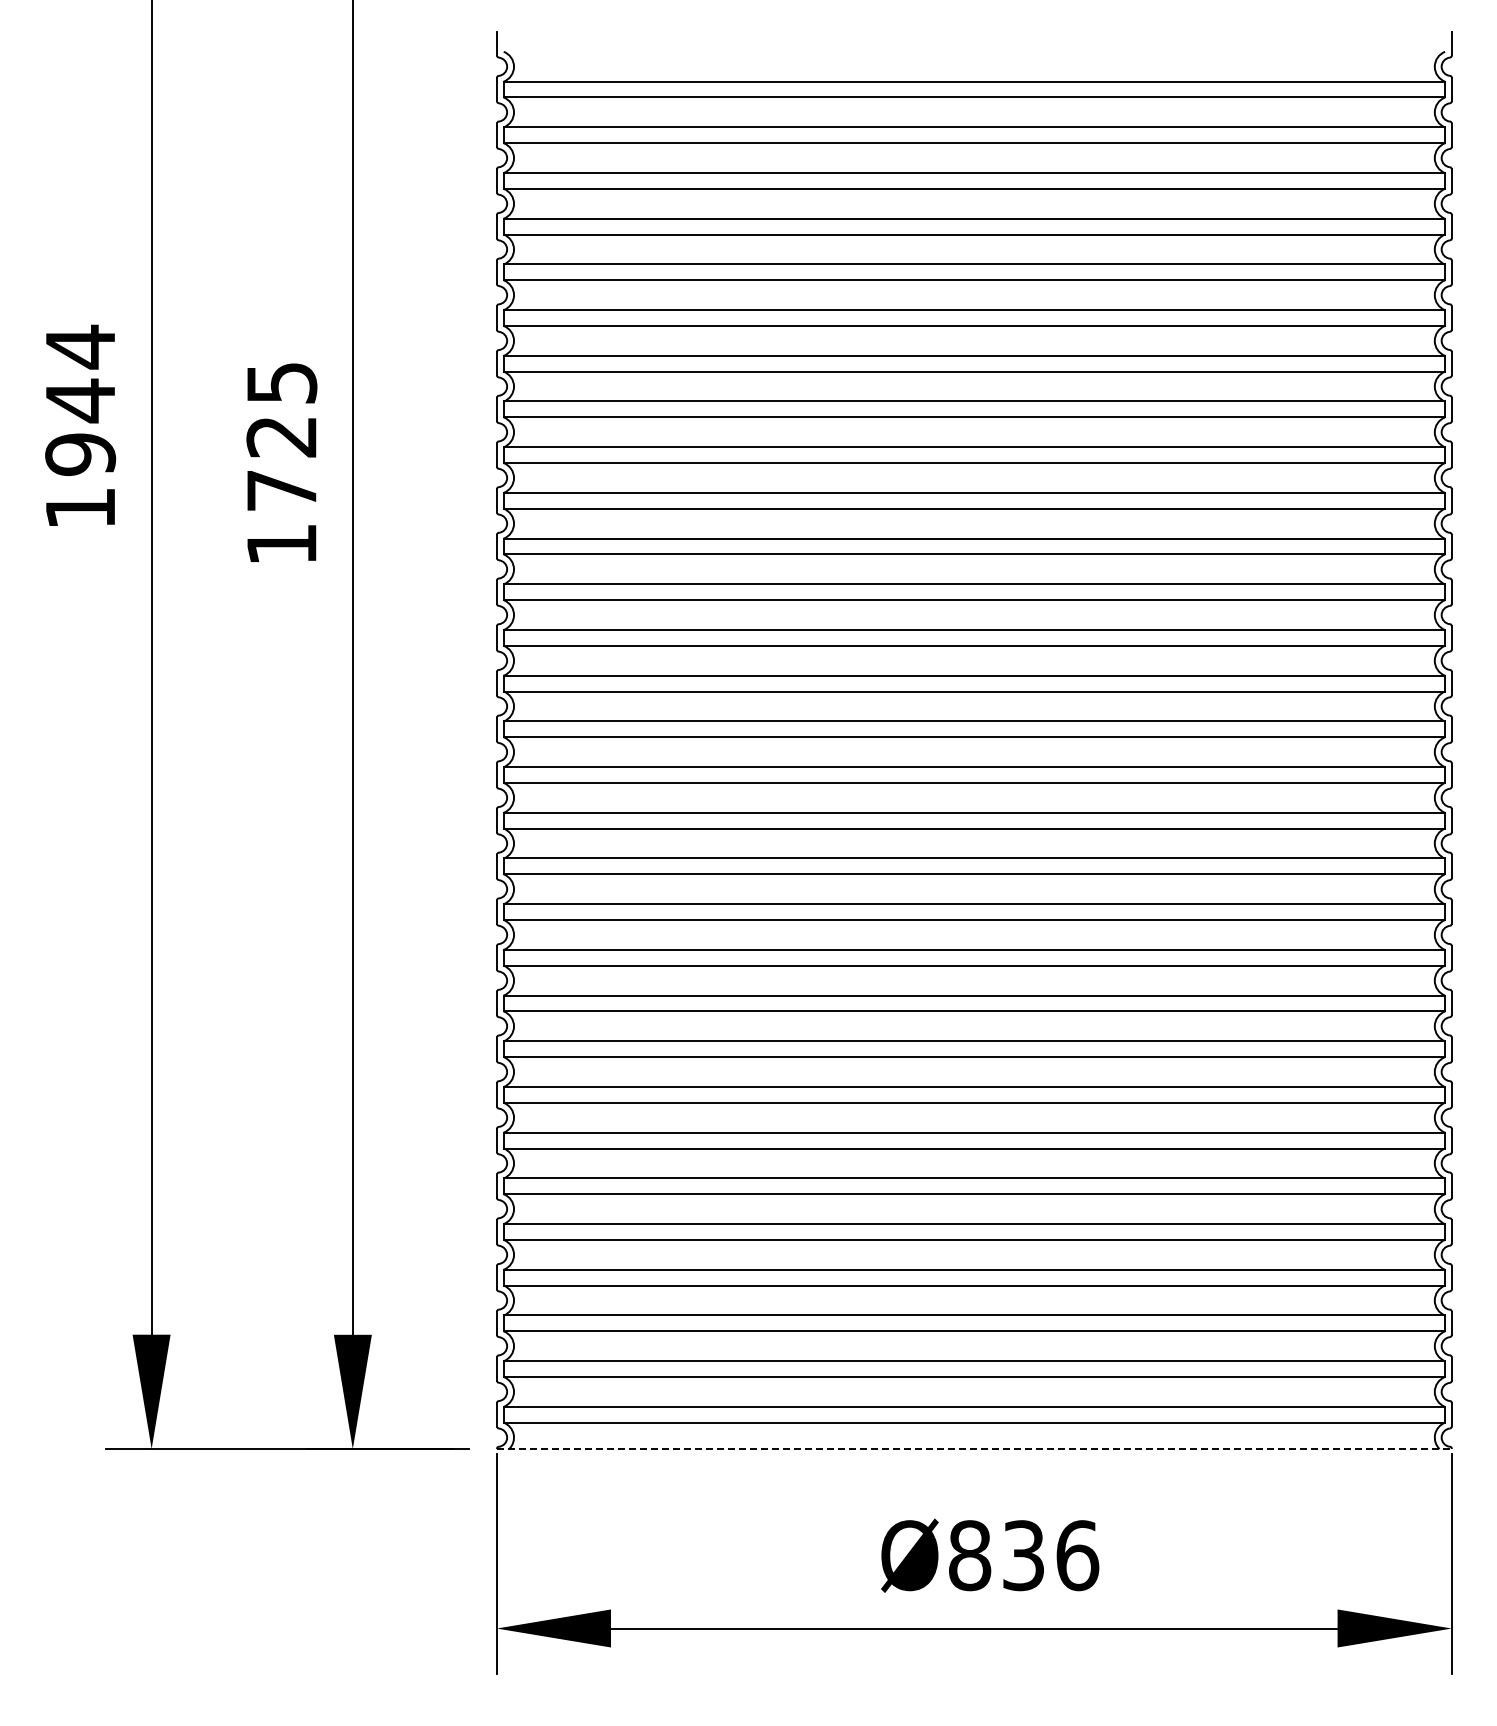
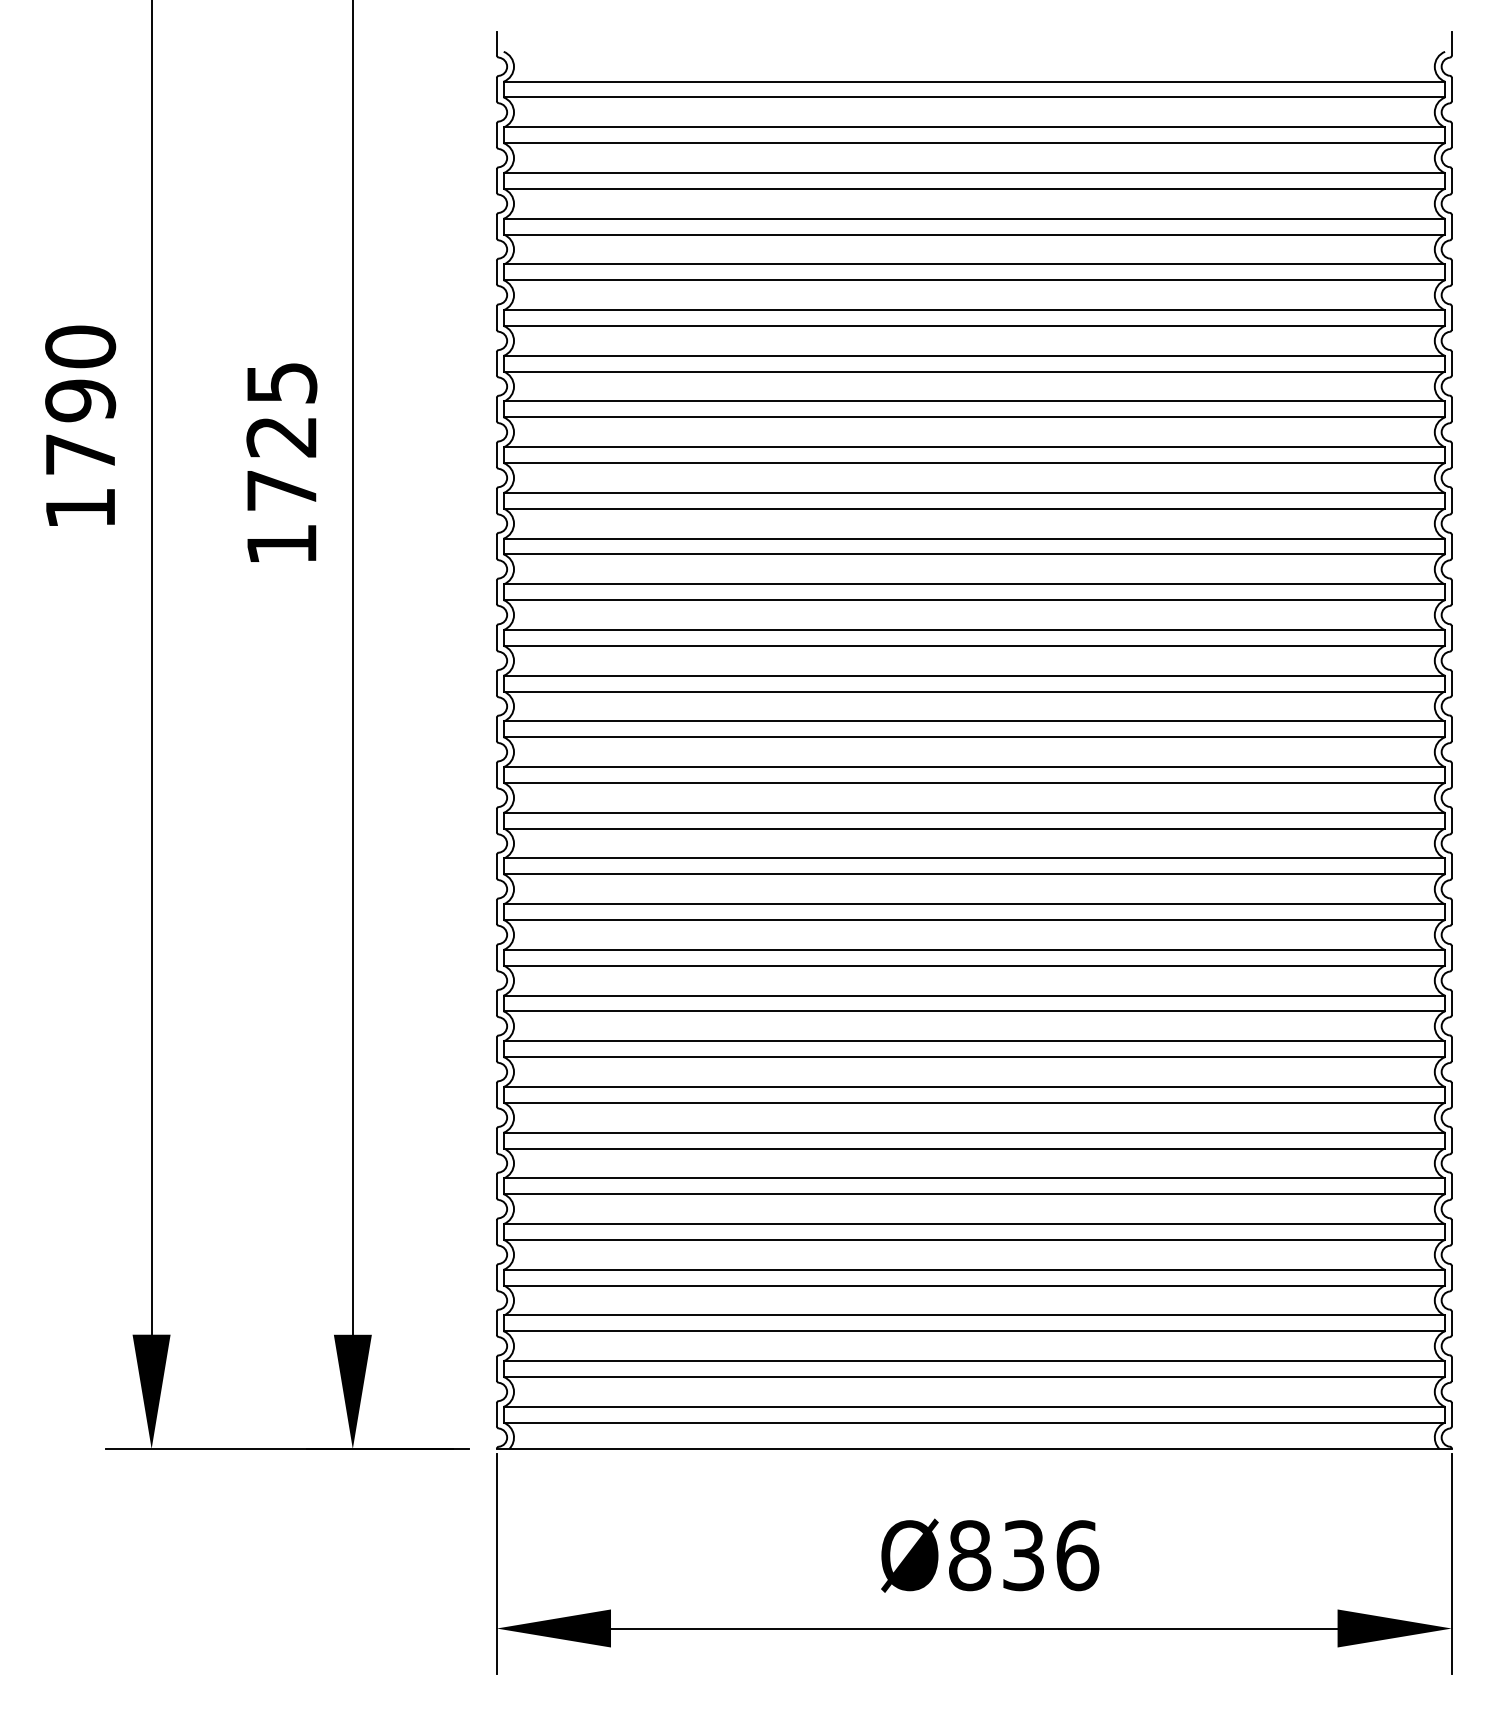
text: 1944 -> 1790 (80, 400)
line: dashed -> solid (974, 1449)
